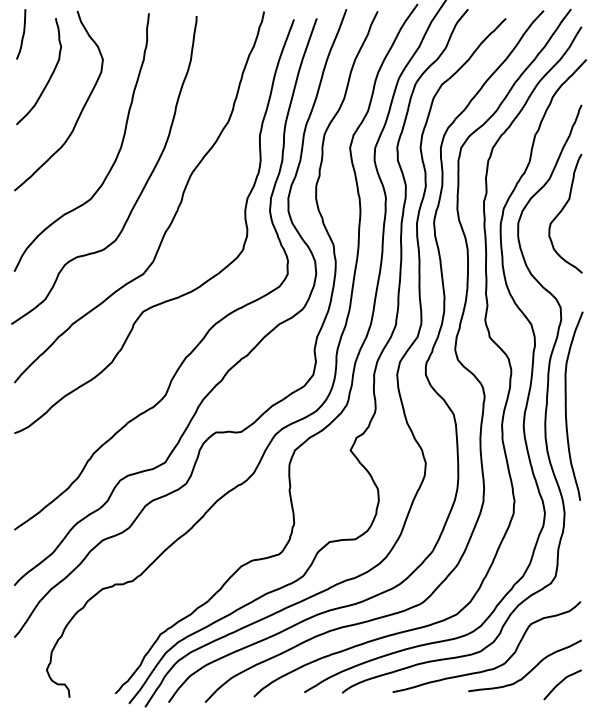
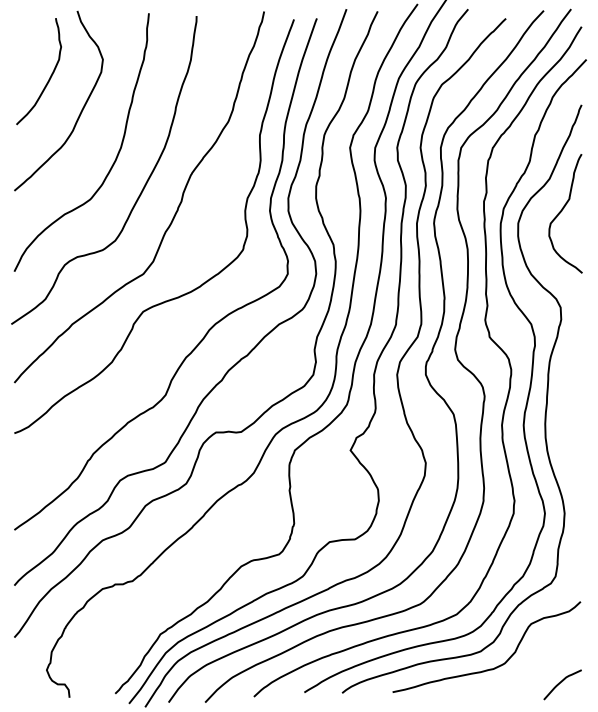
curve: present -> none (22, 34)
curve: present -> none (566, 405)
curve: present -> none (529, 670)
